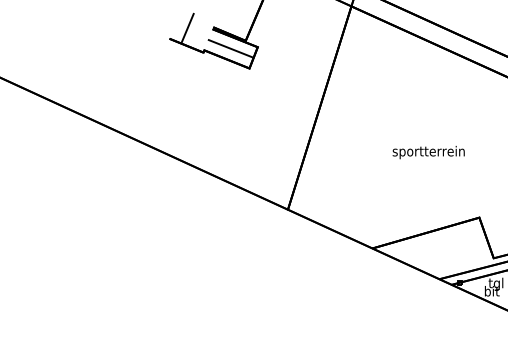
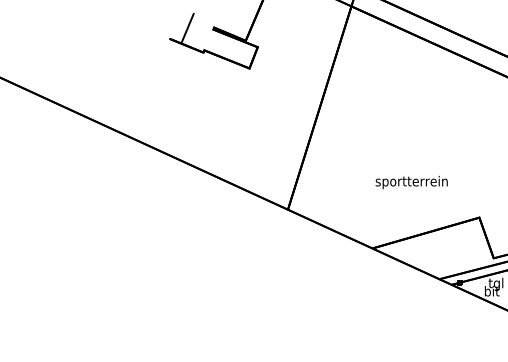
line: present -> none (230, 48)
text position: (428, 152) -> (411, 182) (411, 182)
